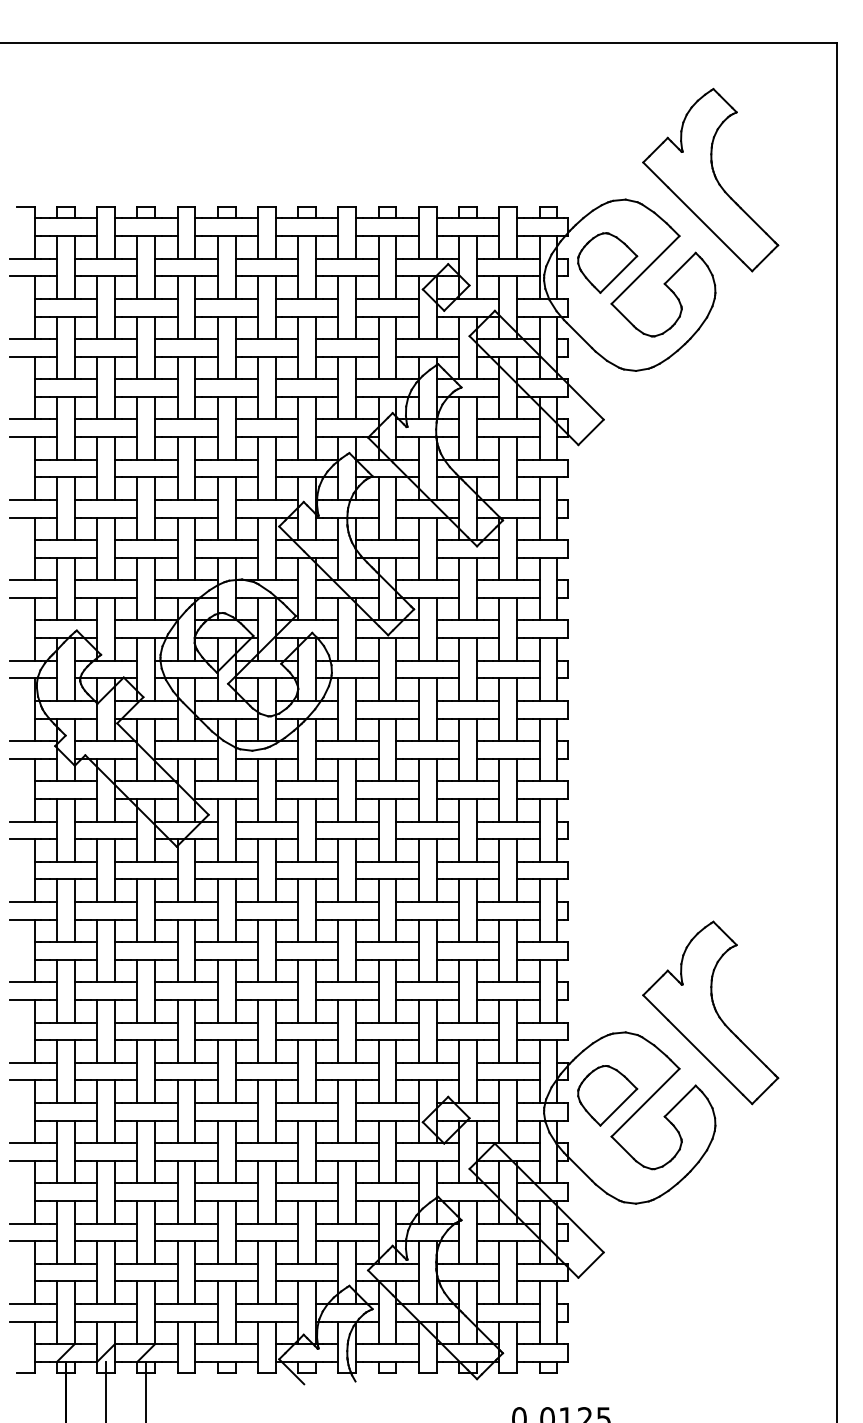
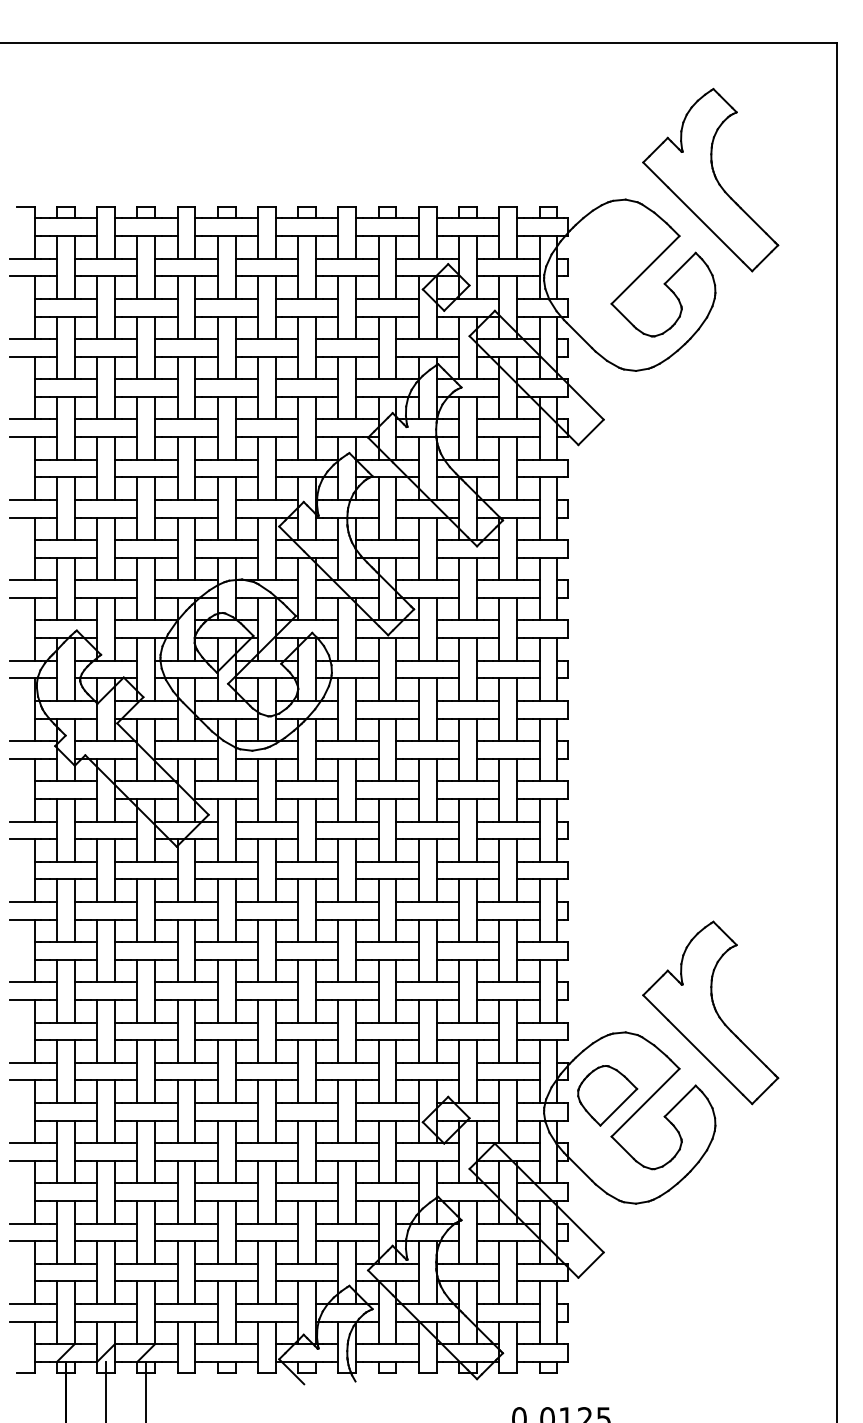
part: present -> none (607, 262)
